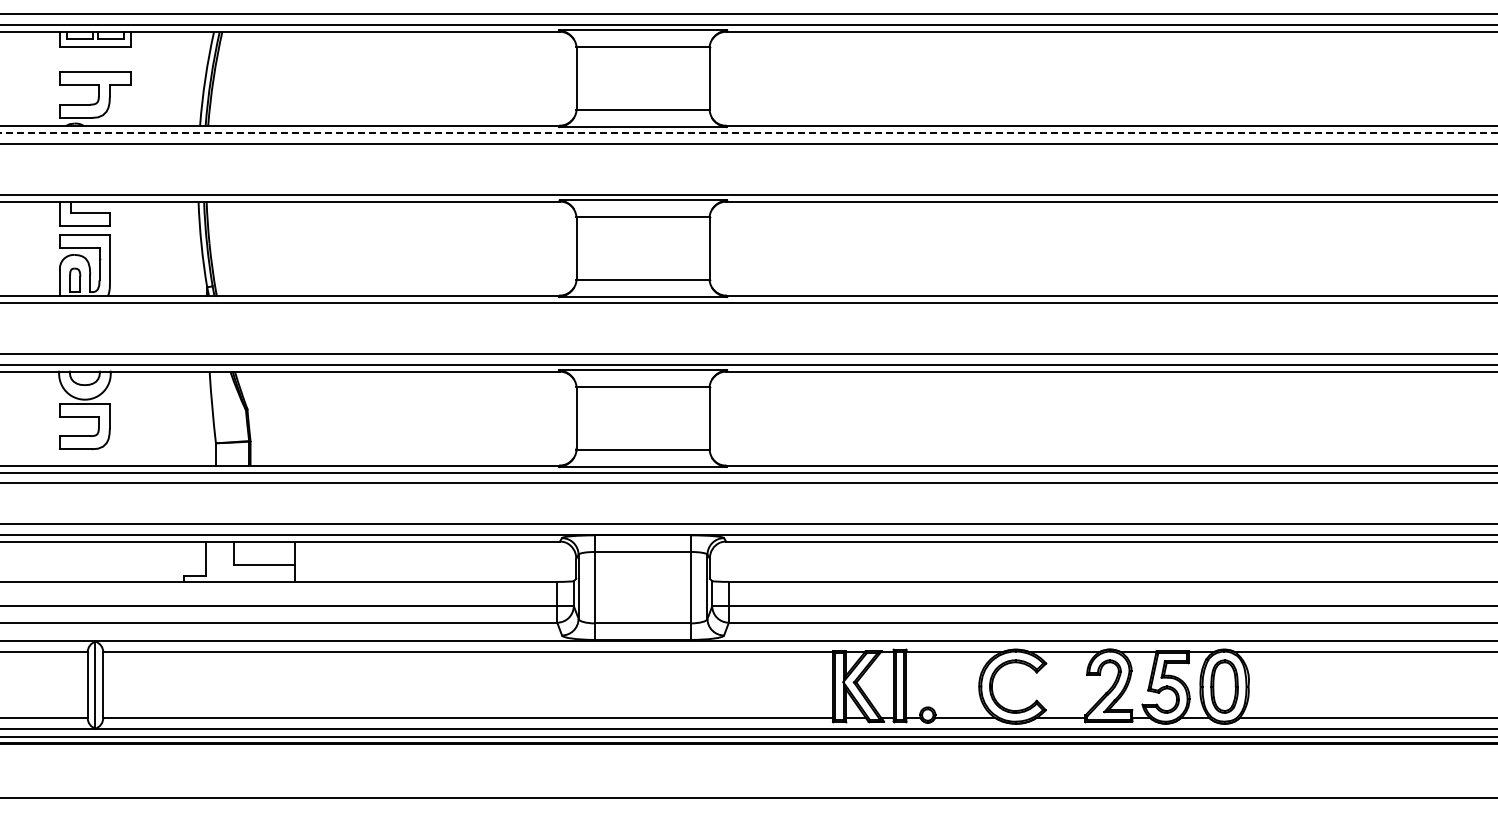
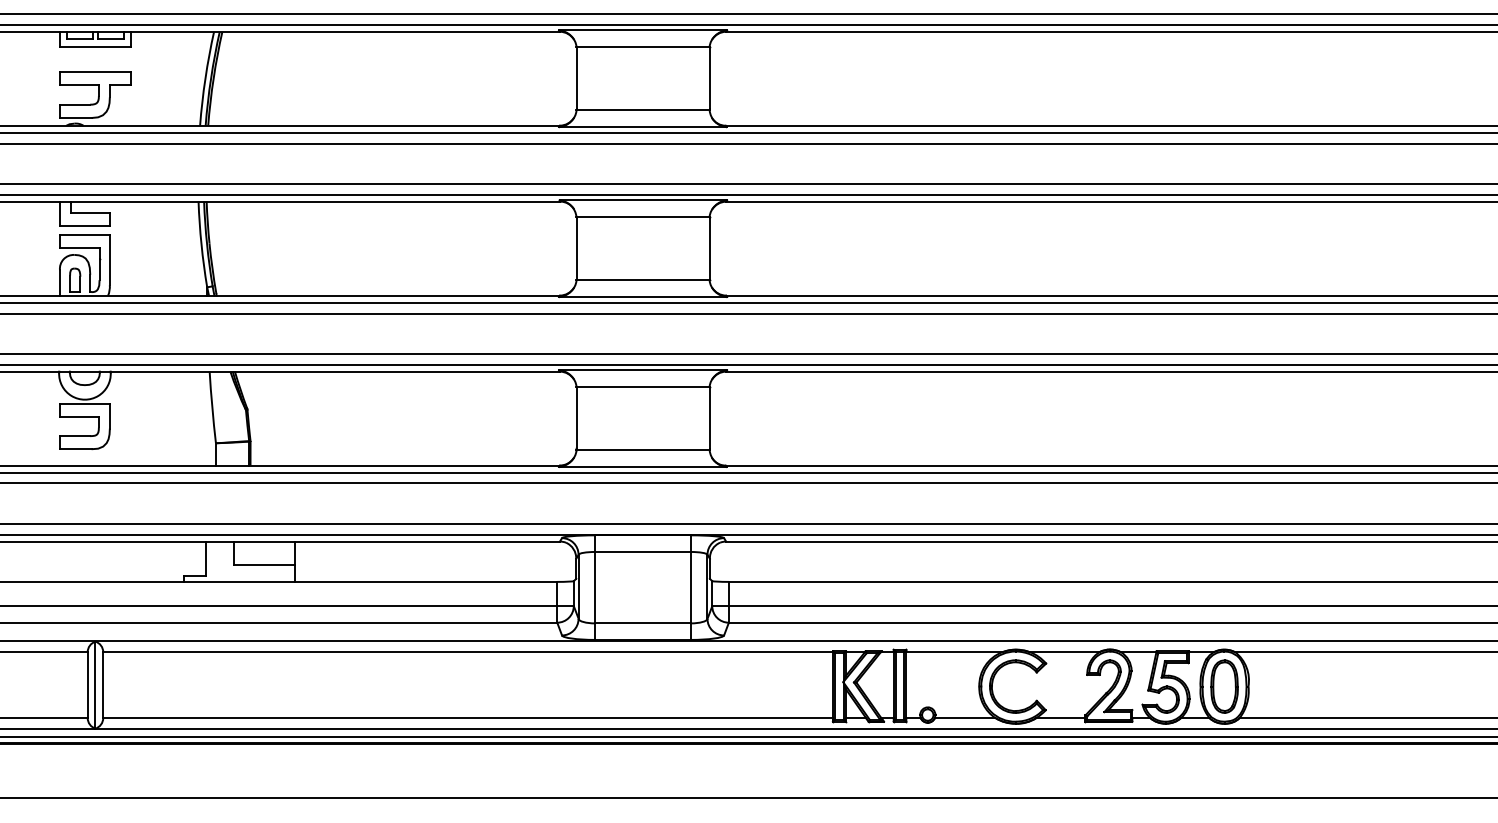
line: dashed -> solid (748, 132)
line: none -> present (748, 183)
line: none -> present (748, 313)
